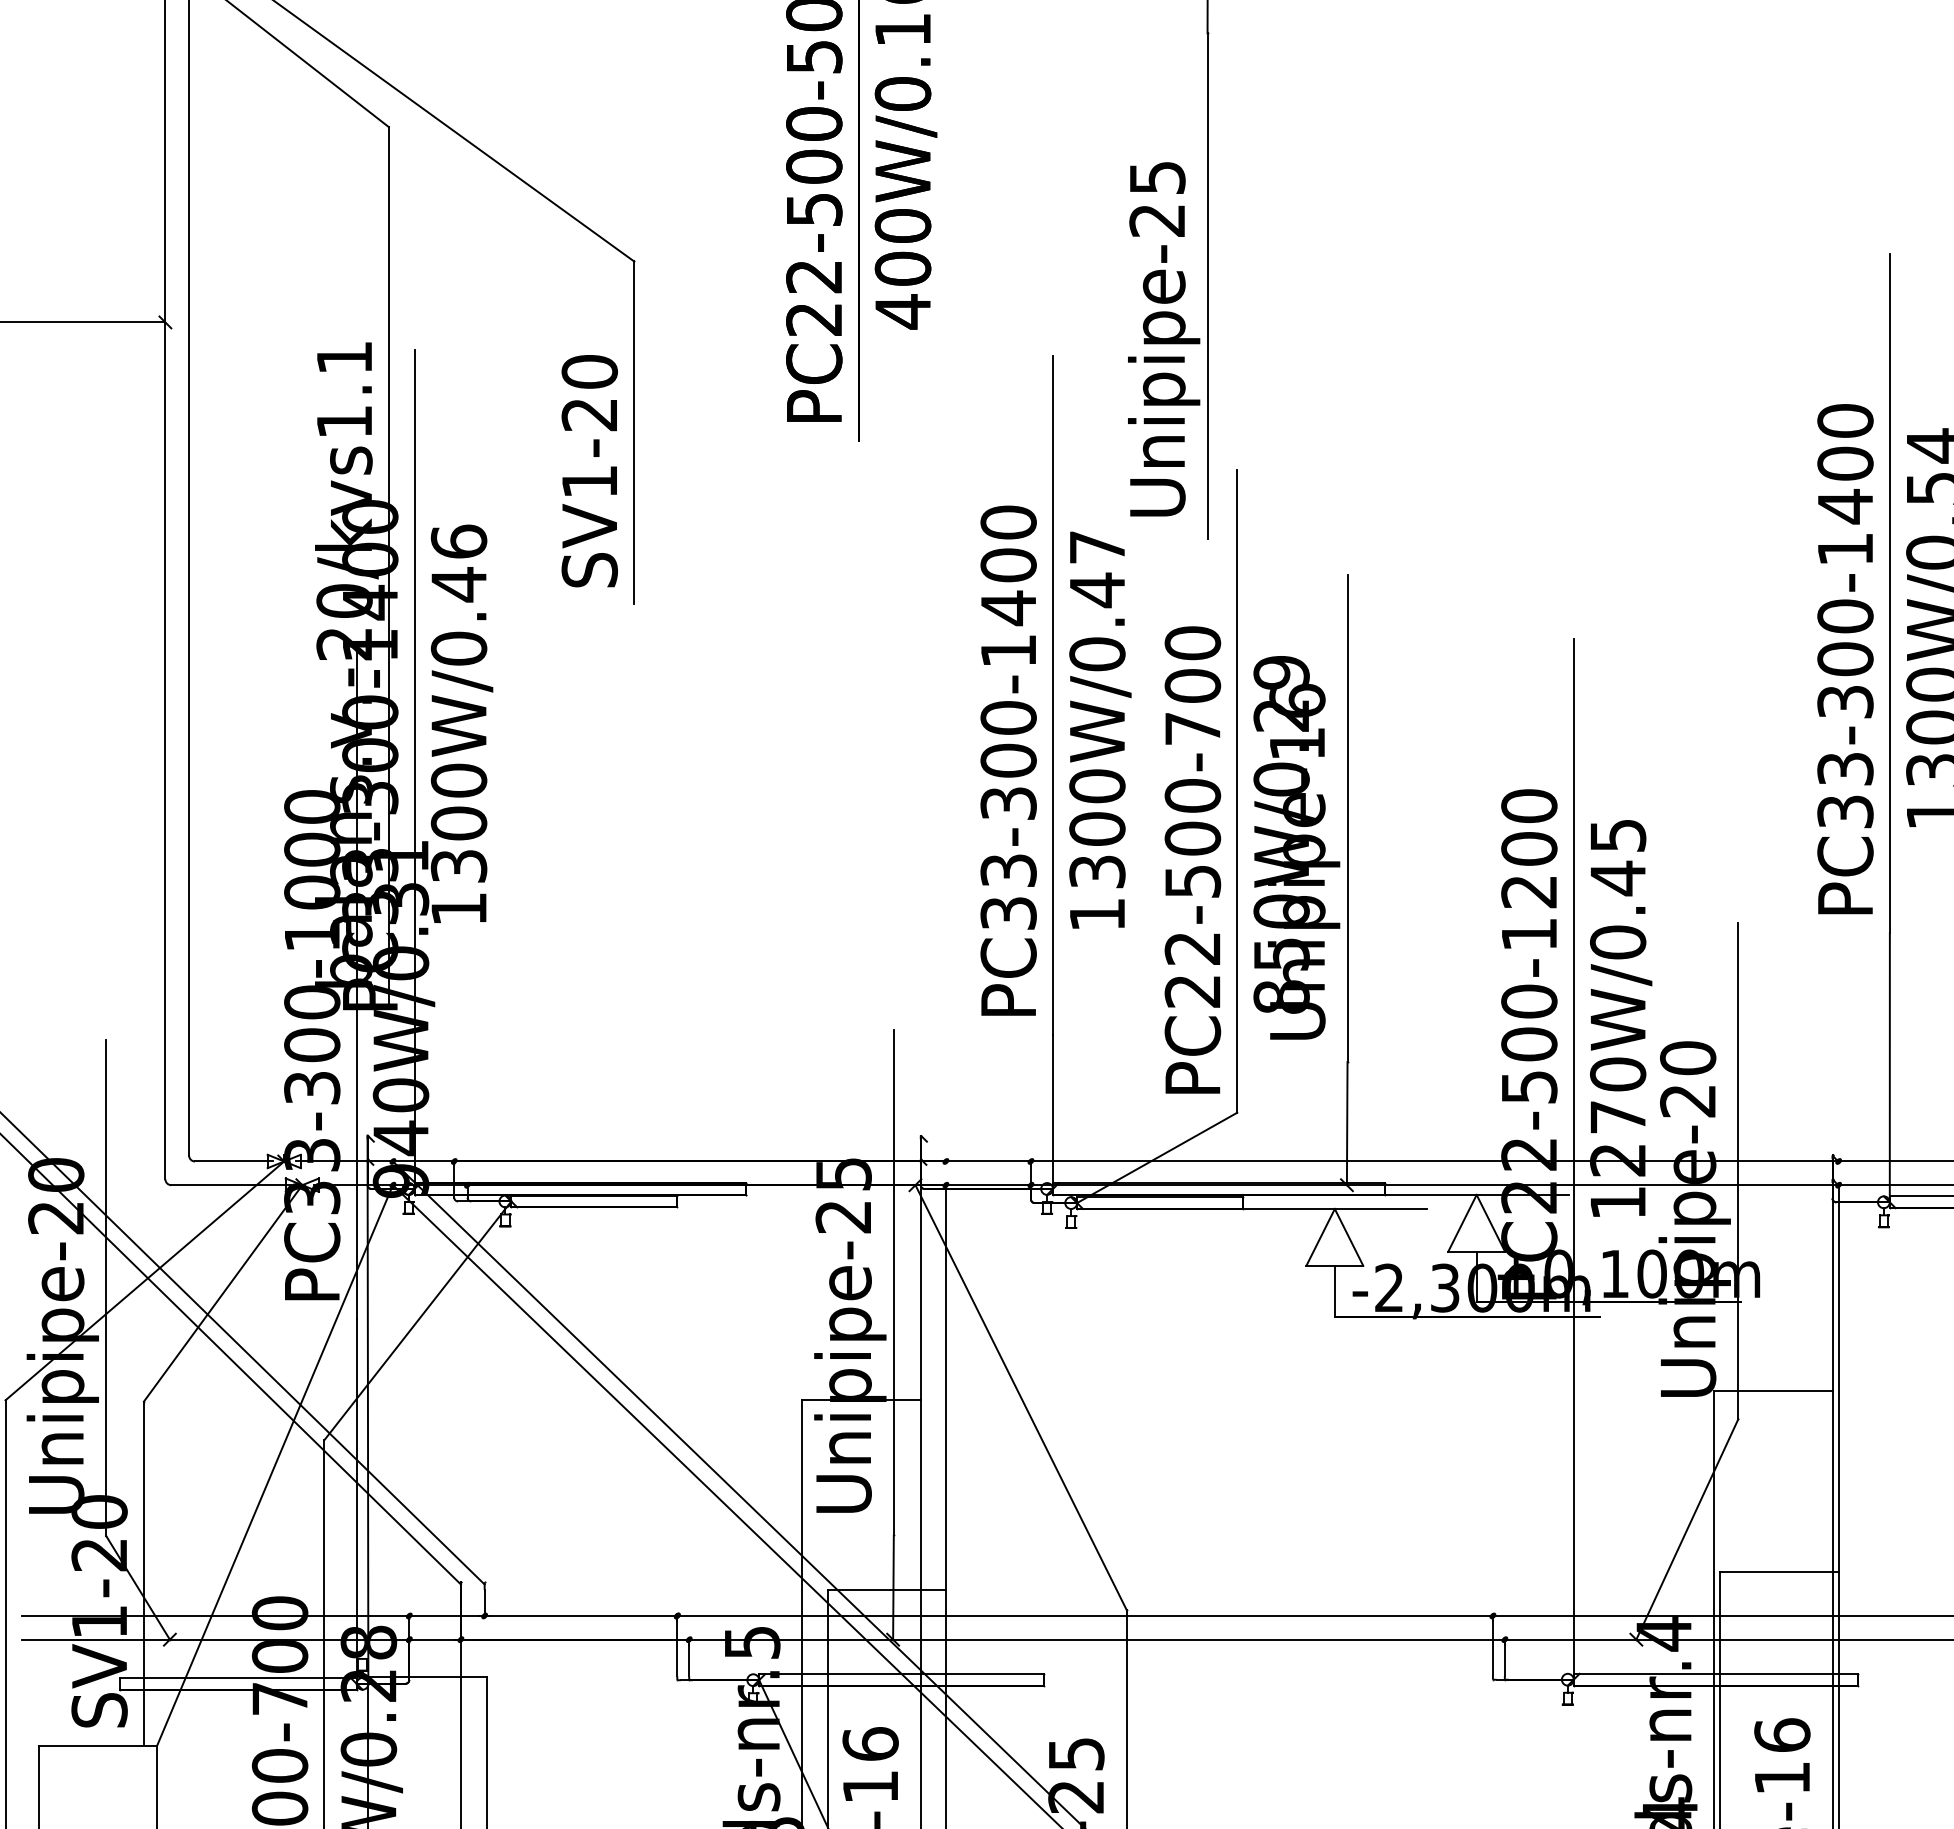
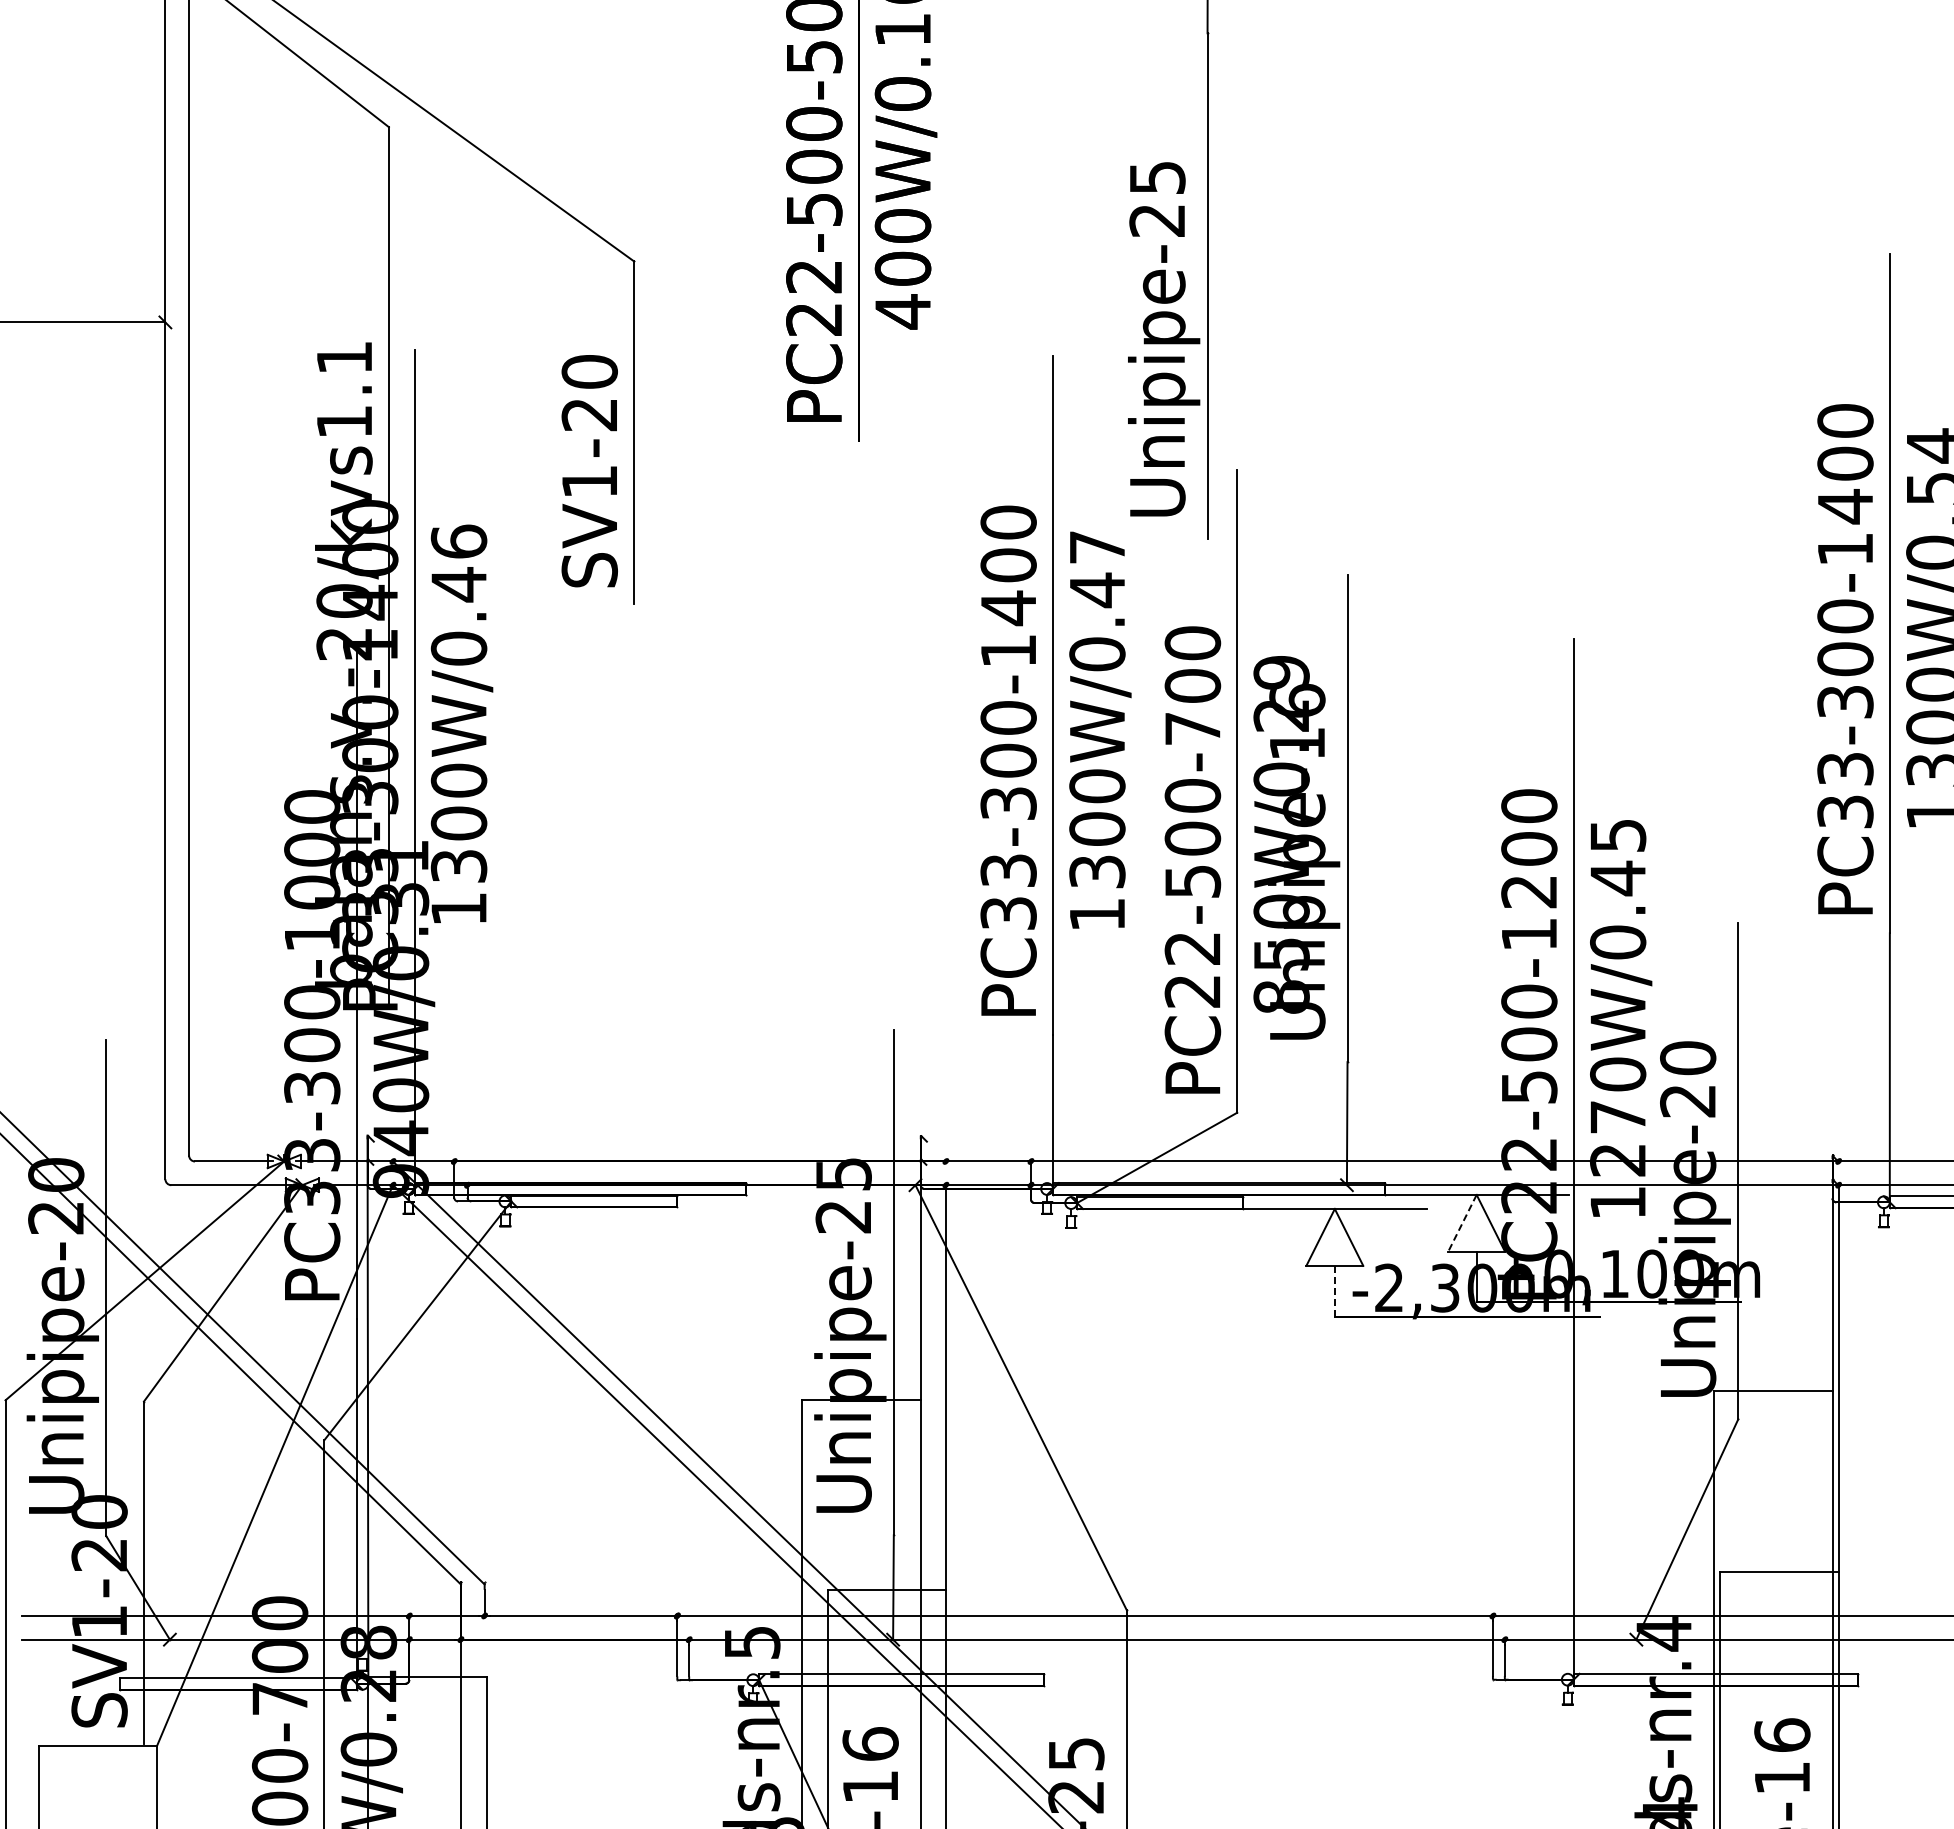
line: solid -> dashed (1462, 1223)
line: solid -> dashed (1334, 1290)
